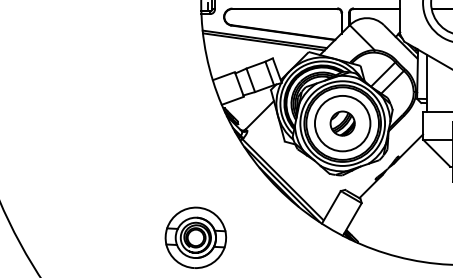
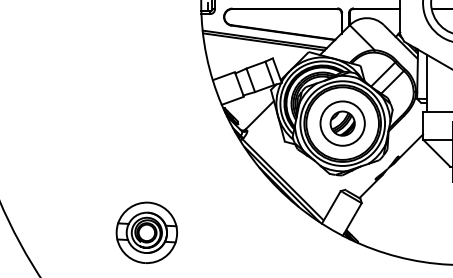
circle diameter: 55 px -> 44 px (342, 123)
part position: (195, 237) -> (146, 232) (146, 232)
